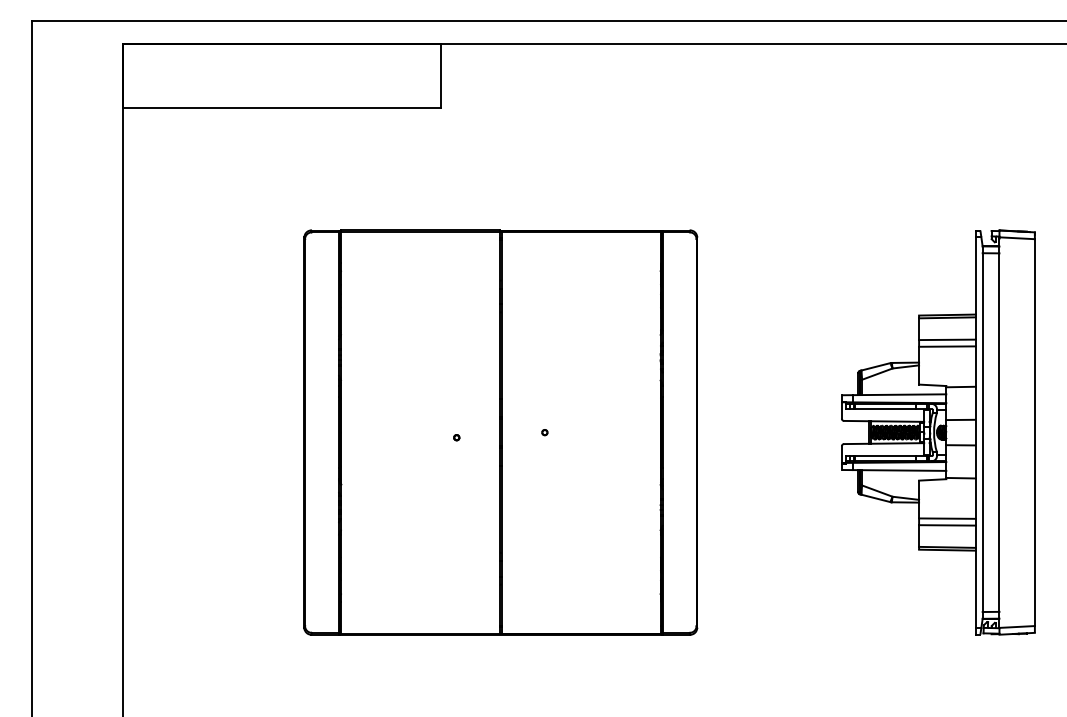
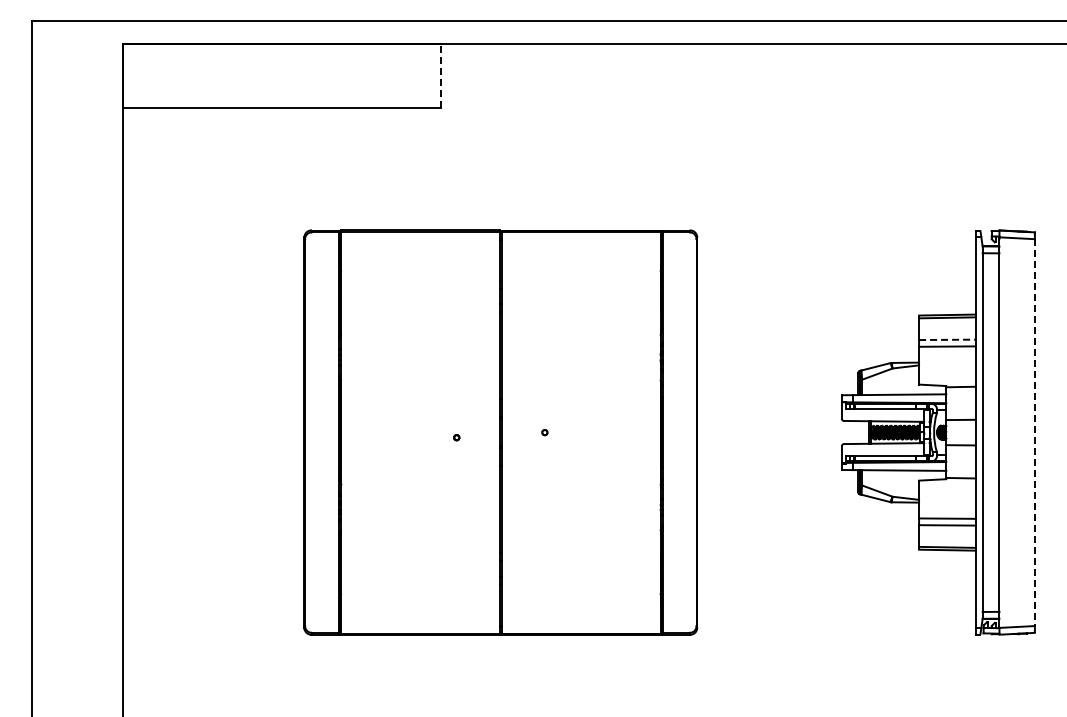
line: solid -> dashed (440, 75)
line: solid -> dashed (947, 339)
line: solid -> dashed (1034, 433)
